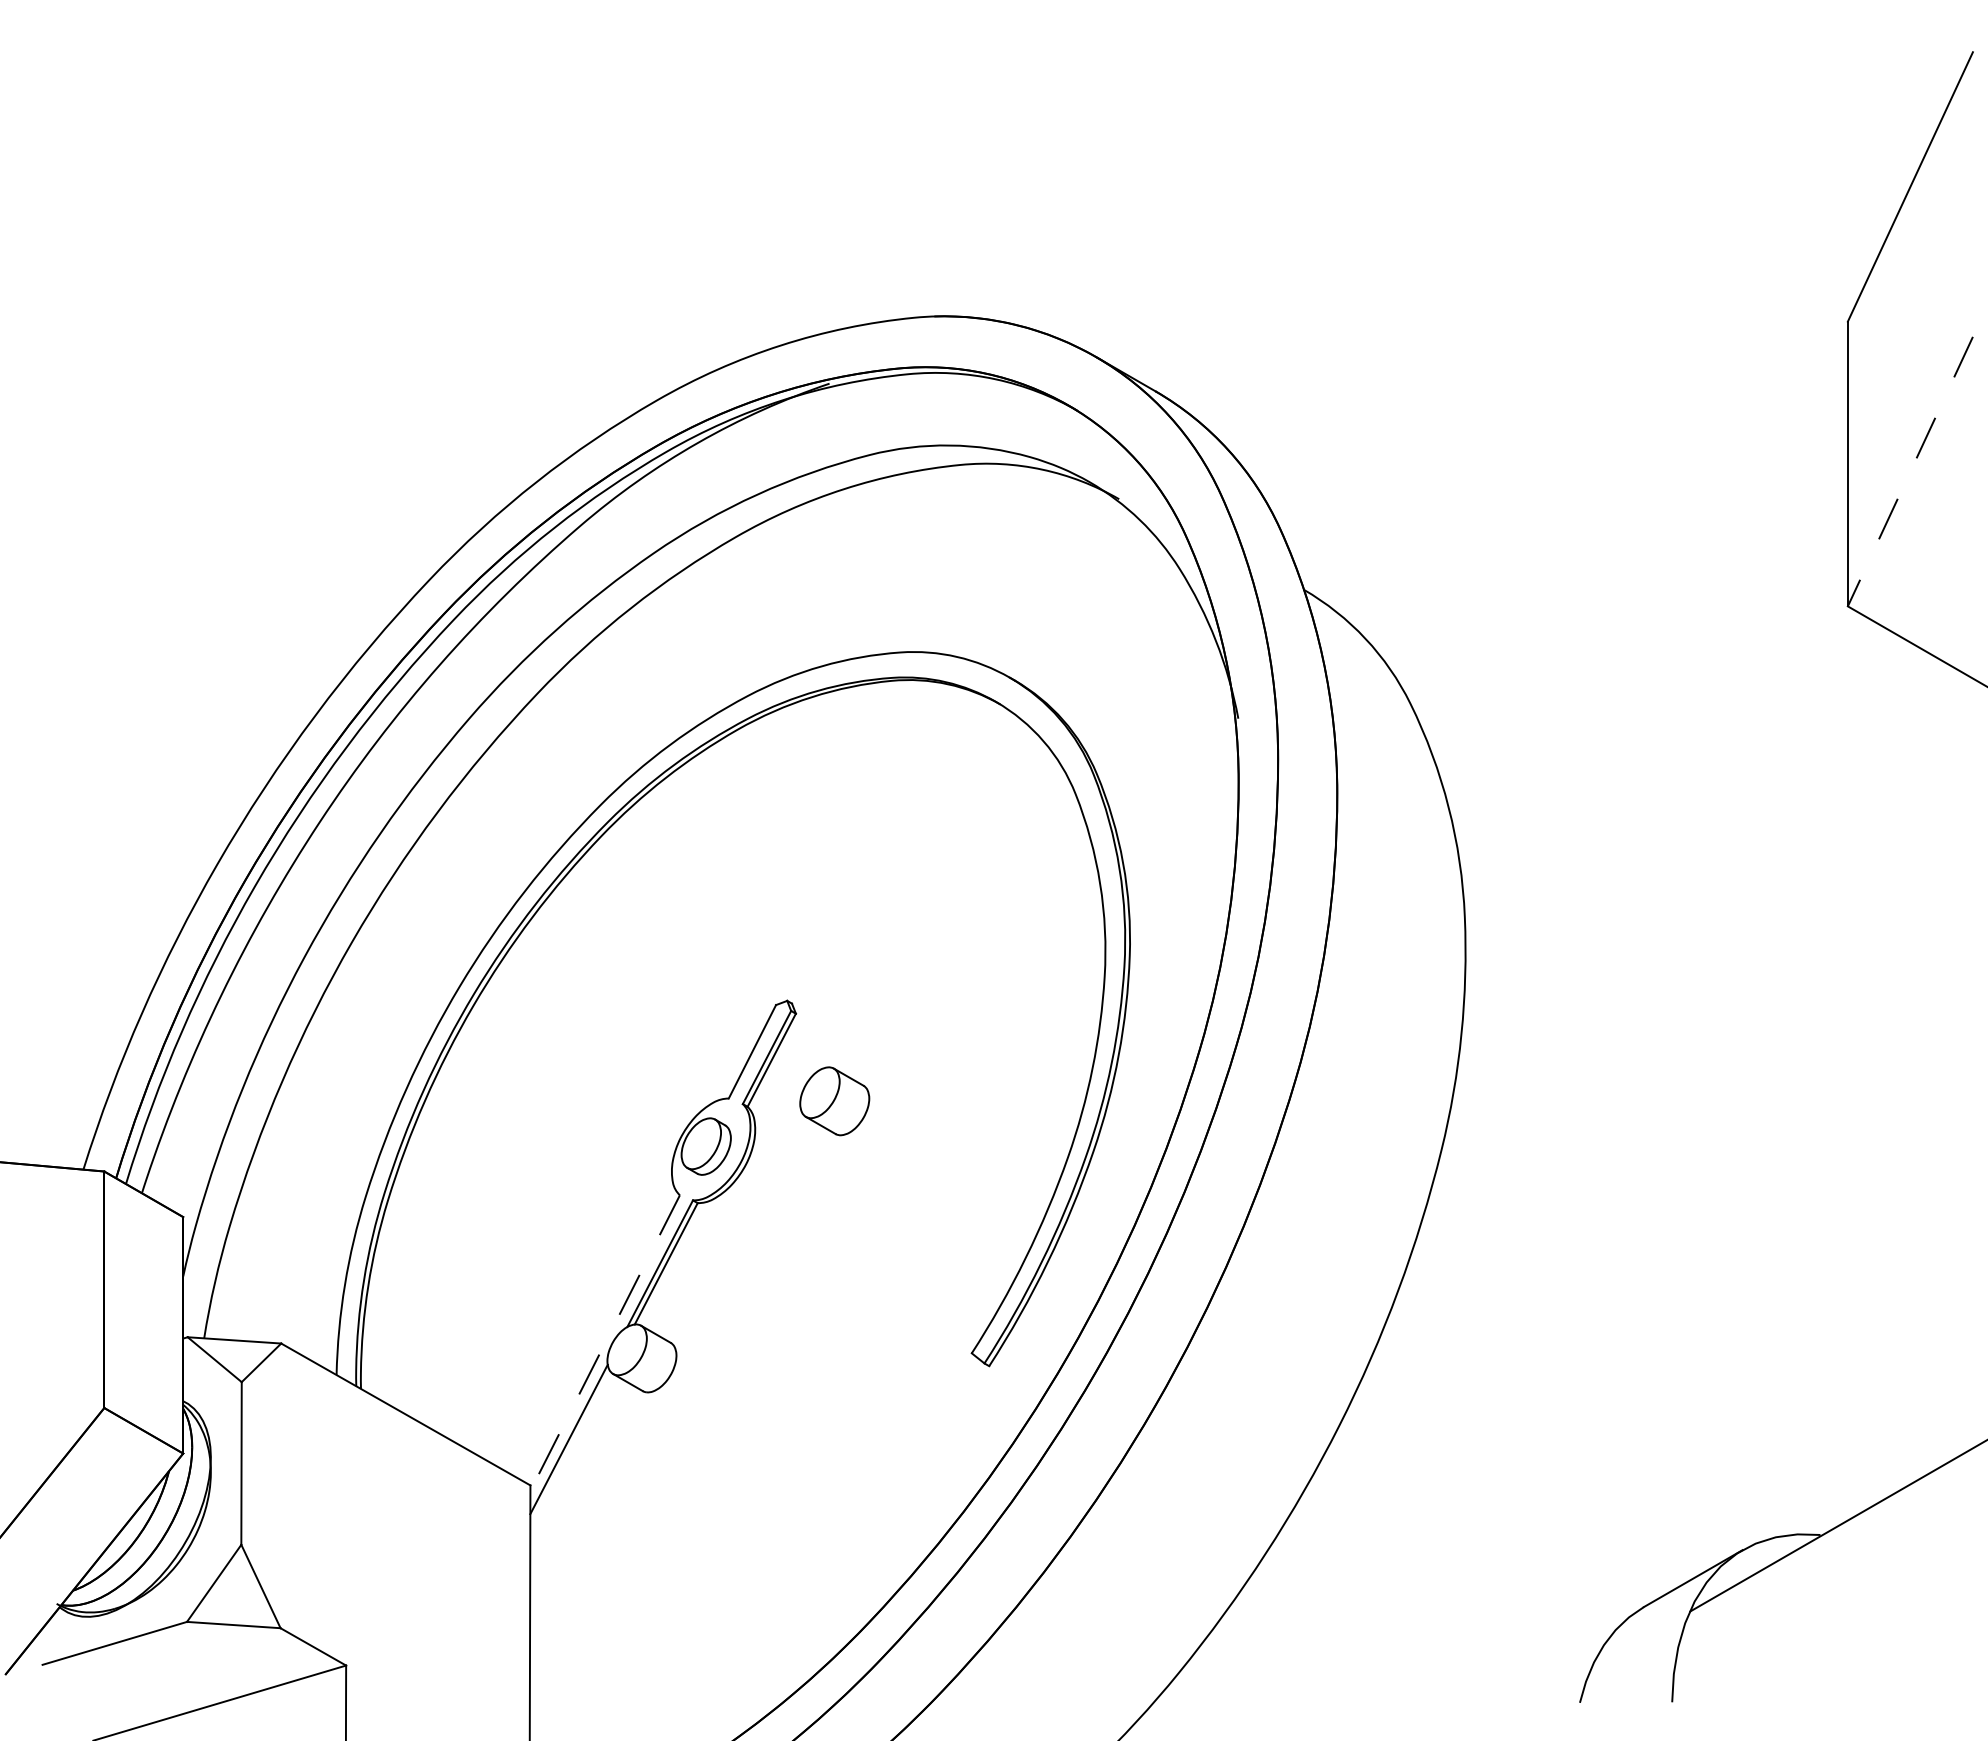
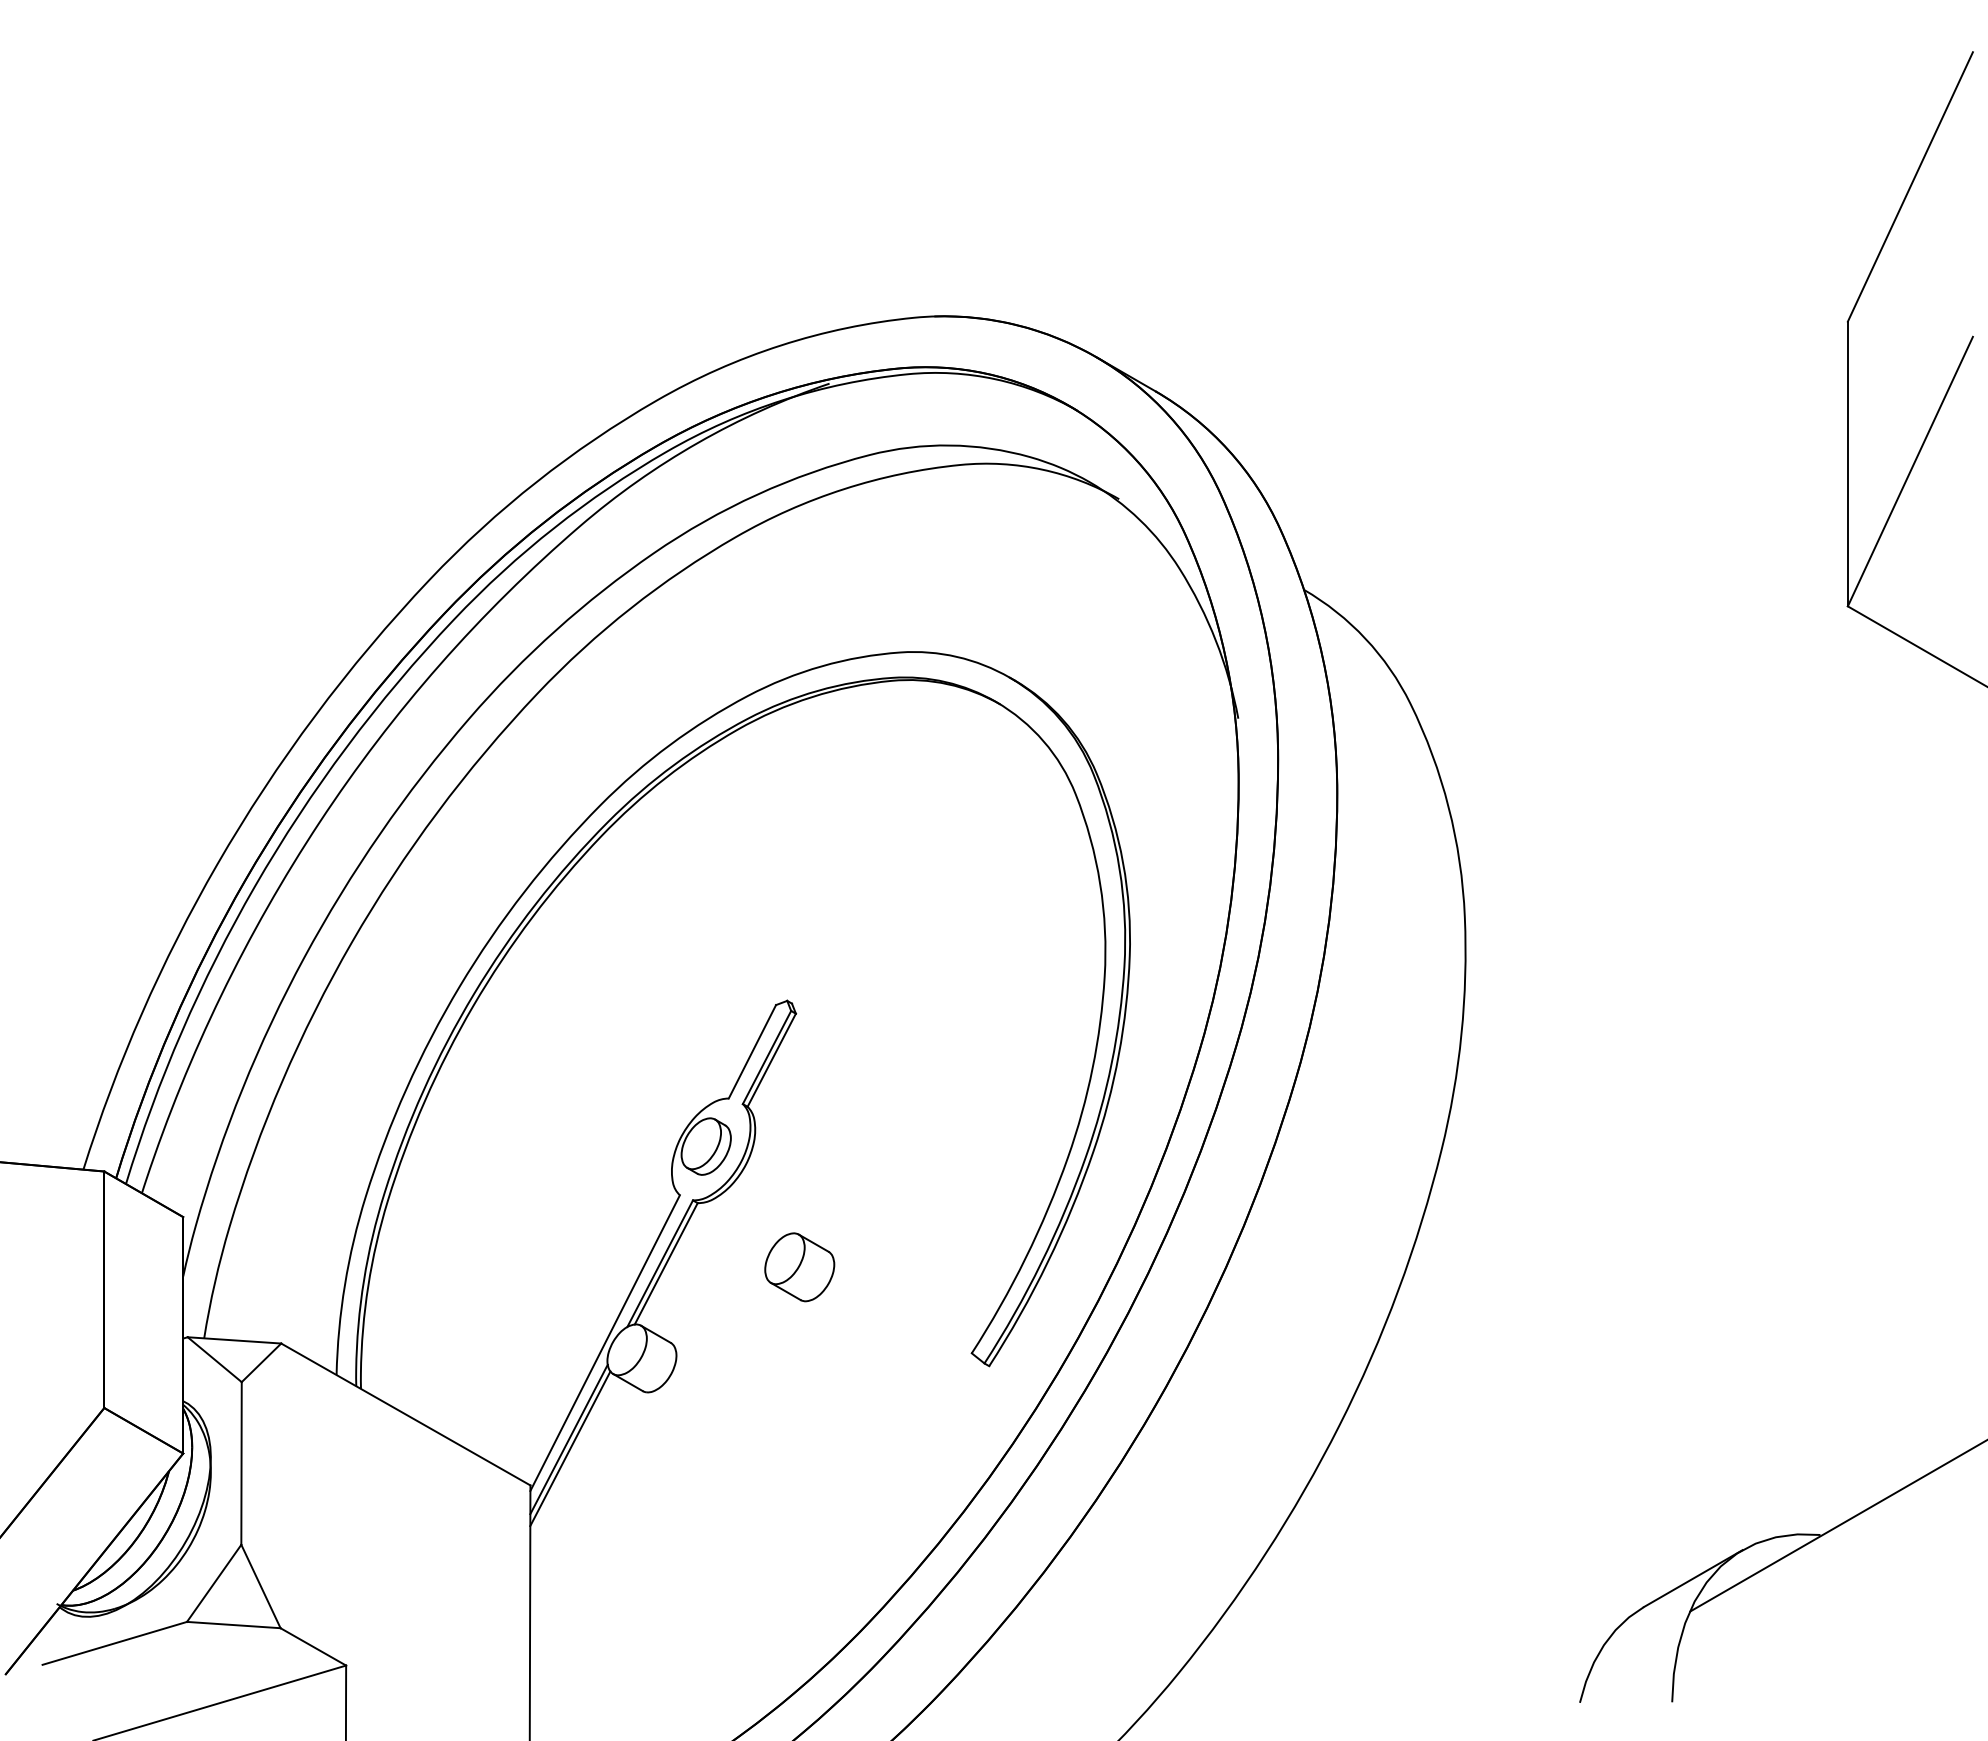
line: dashed -> solid (1910, 471)
part position: (834, 1101) -> (799, 1267) (799, 1267)
line: dashed -> solid (605, 1343)
line: none -> present (570, 1448)
